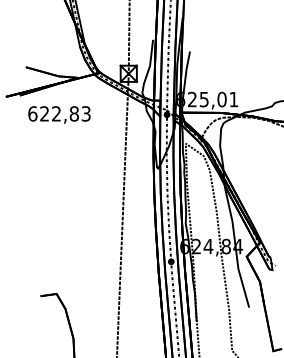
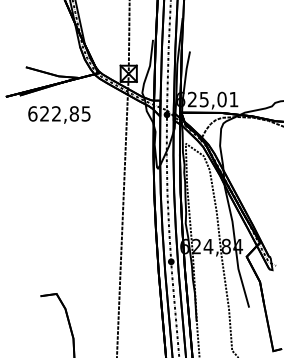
text: 622,83 -> 622,85 (86, 113)
